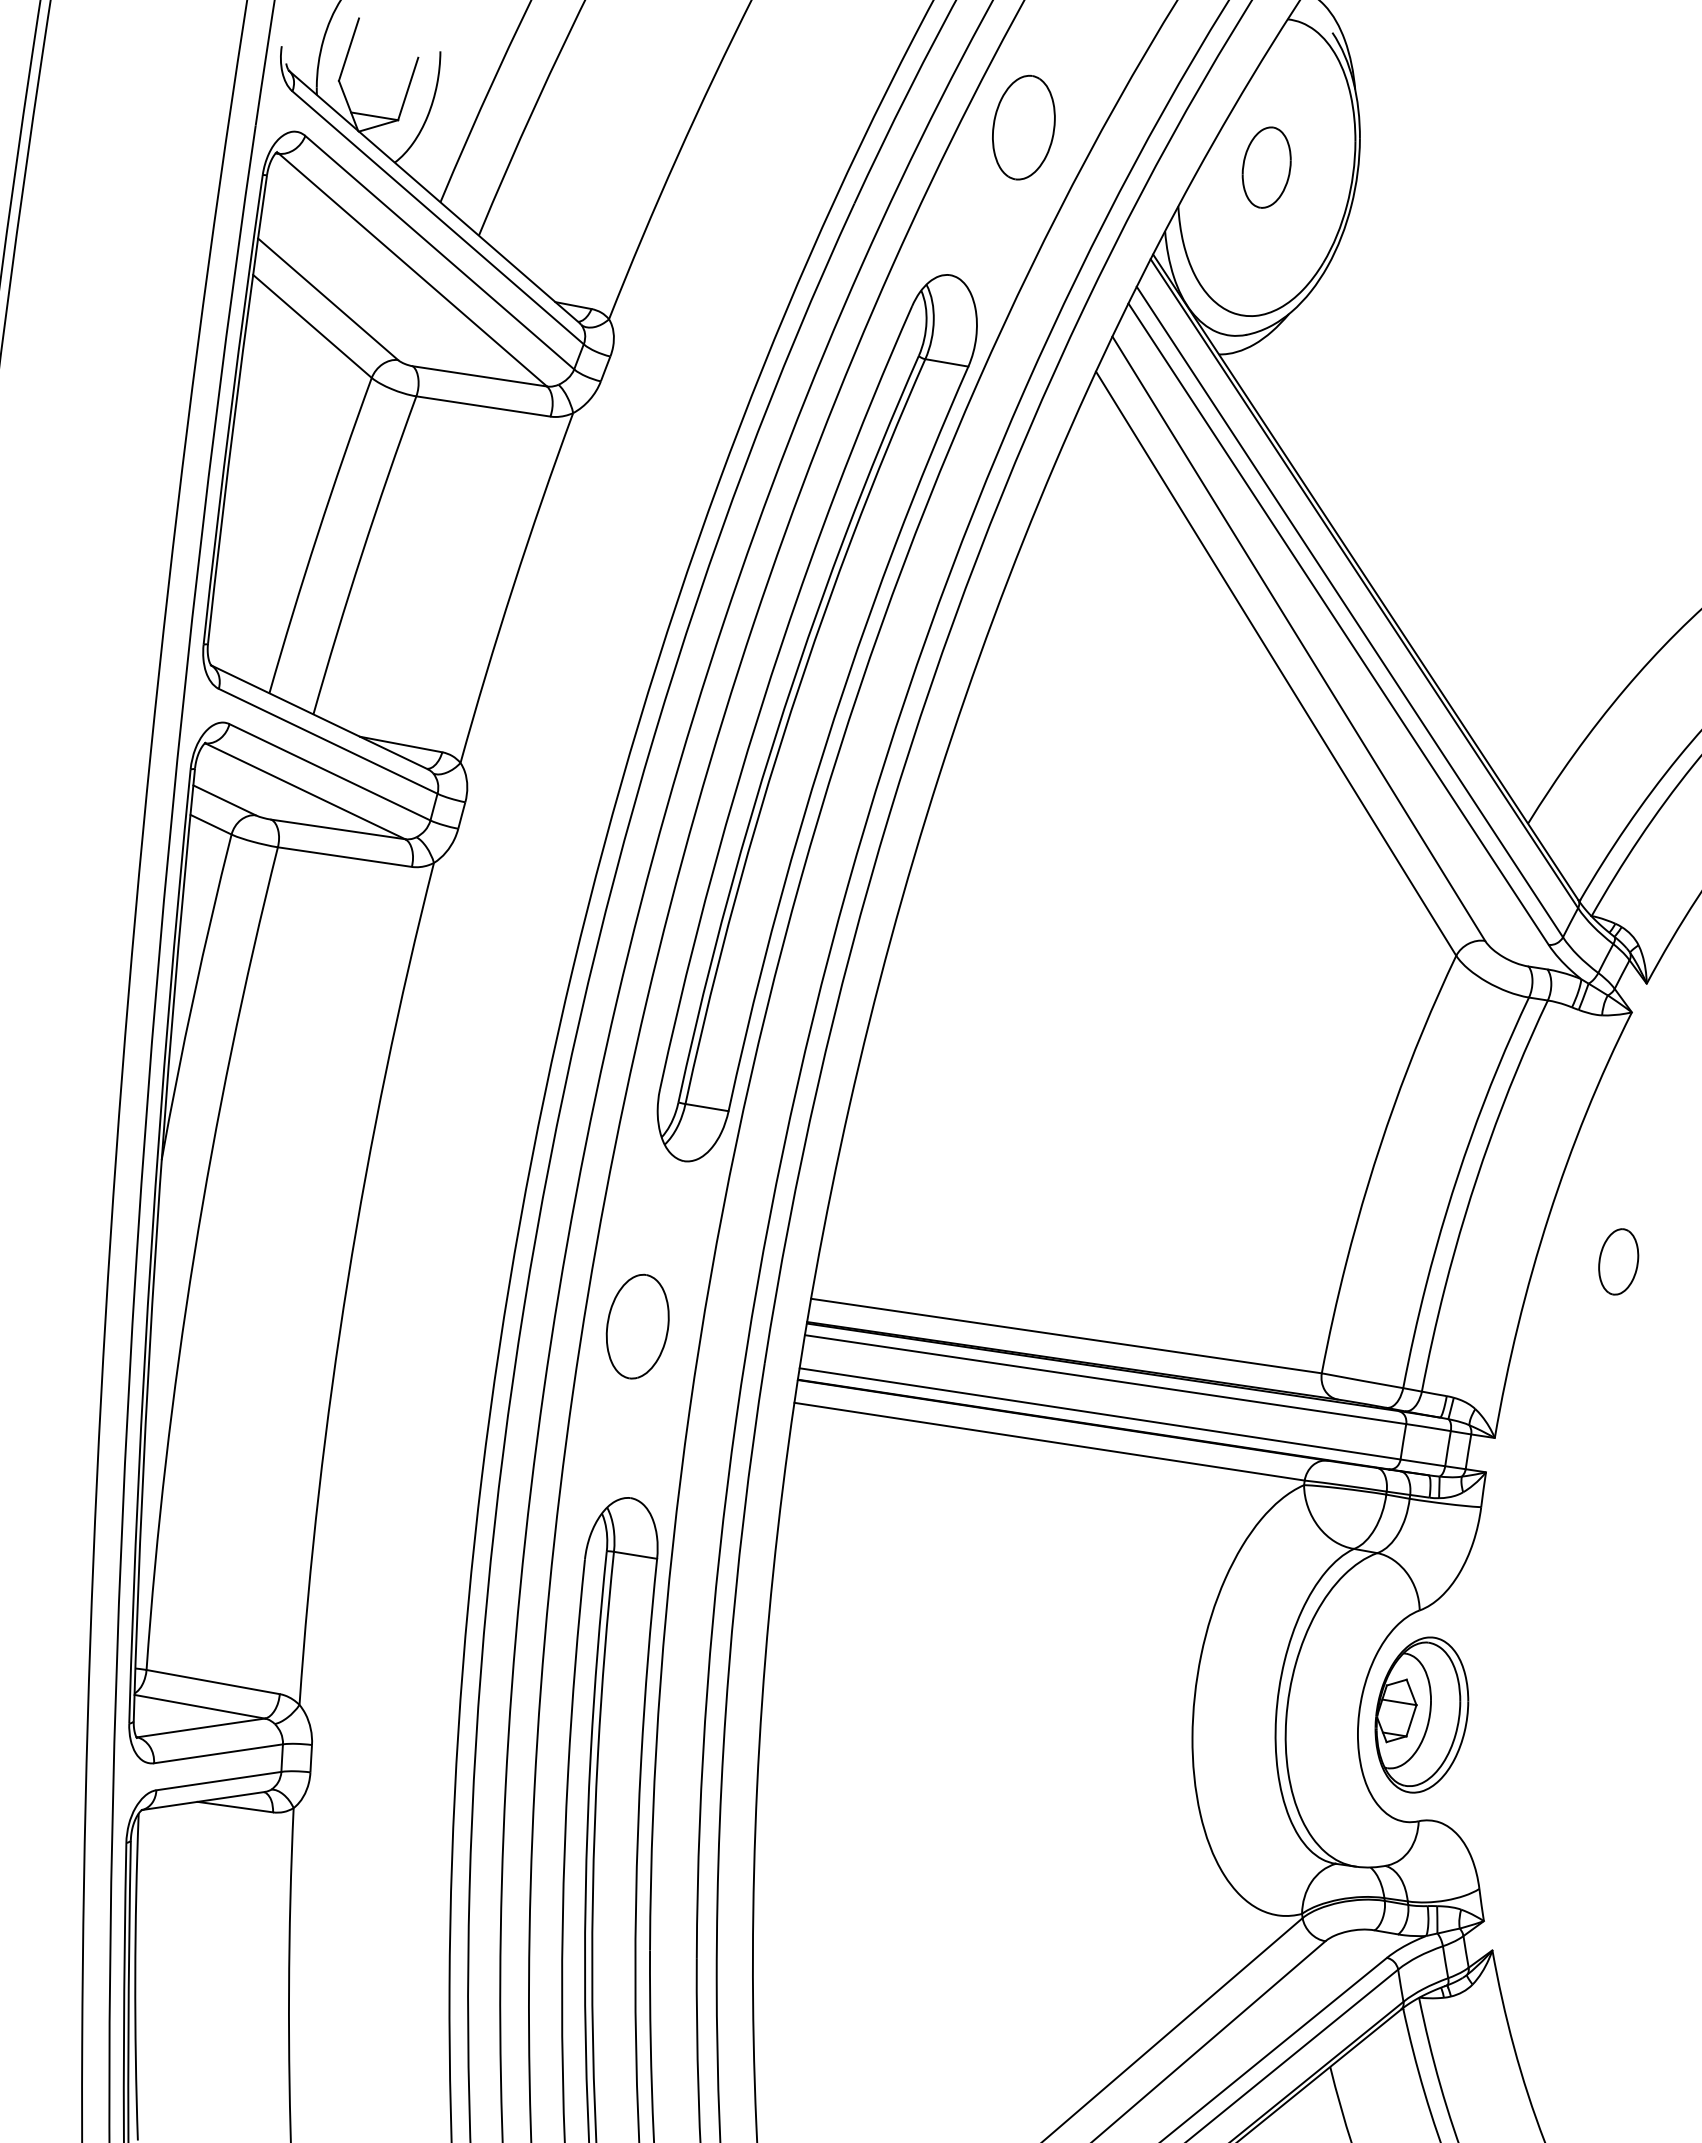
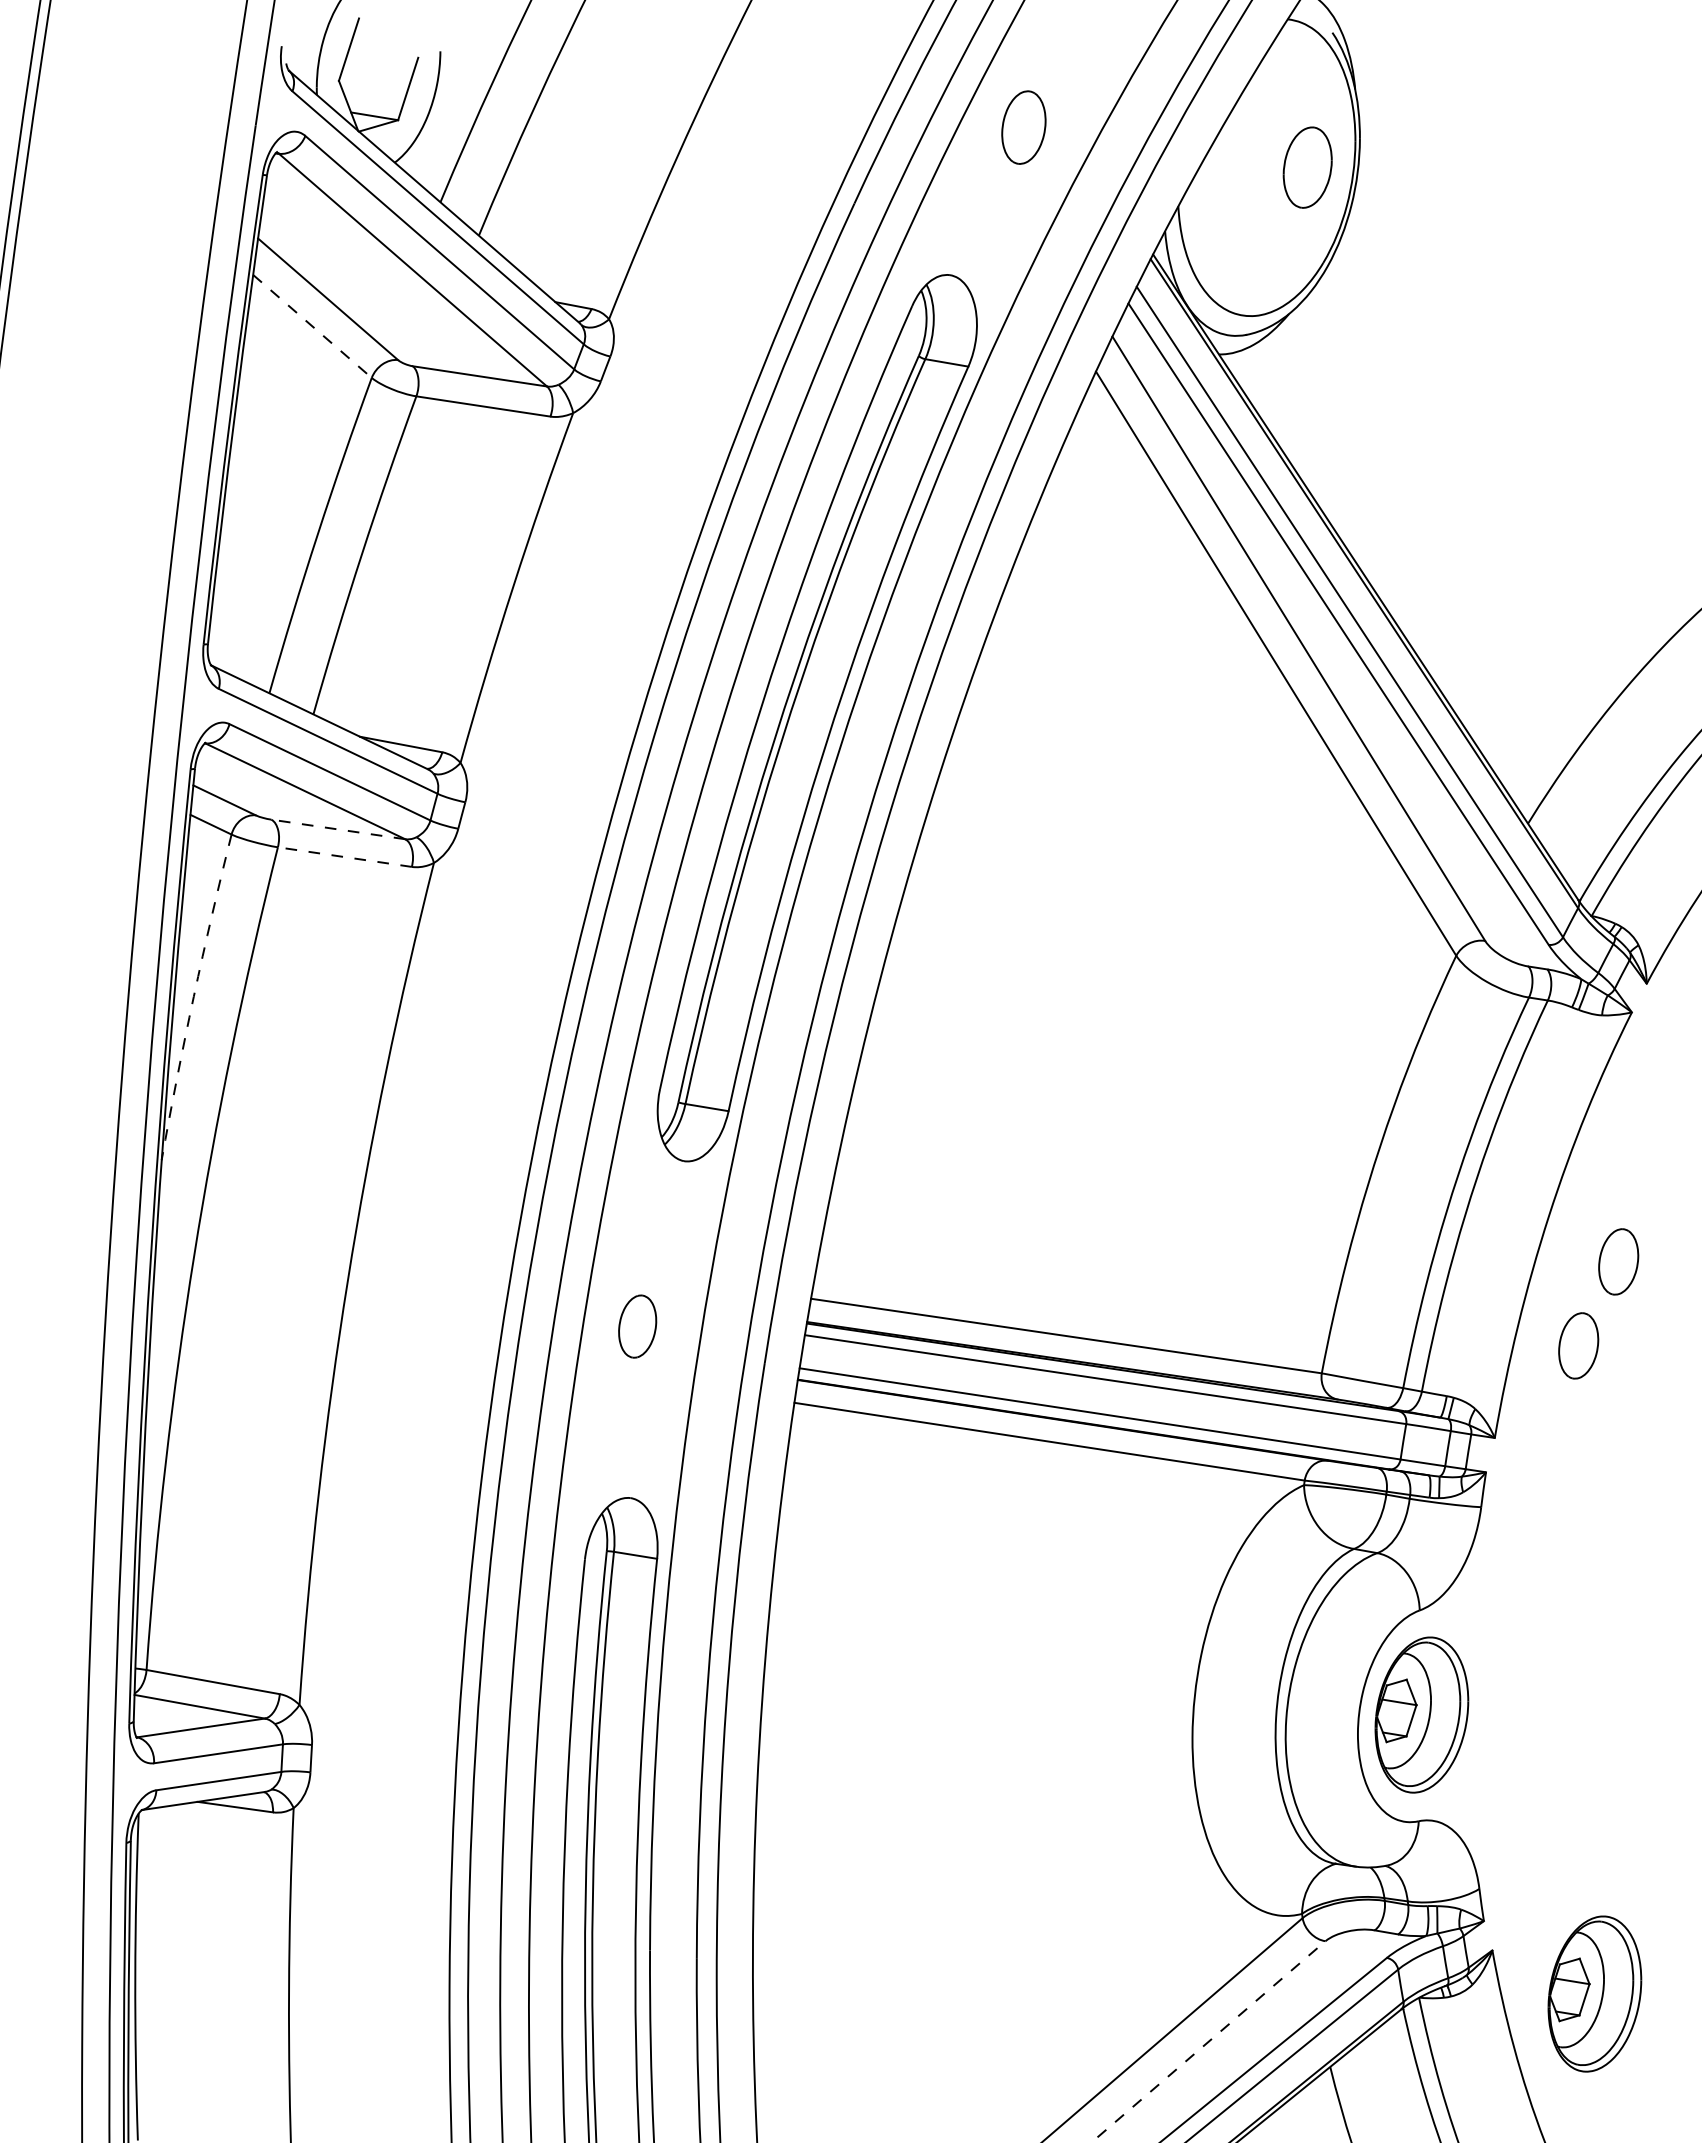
part size: 64x107 px -> 46x75 px (1023, 127)
part position: (1266, 167) -> (1307, 167) (1307, 167)
line: solid -> dashed (312, 326)
line: solid -> dashed (338, 829)
line: solid -> dashed (344, 857)
arc: solid -> dashed (193, 996)
part size: 65x107 px -> 40x65 px (637, 1326)
part: none -> present (1578, 1345)
part: none -> present (1594, 1993)
line: solid -> dashed (1208, 2041)
